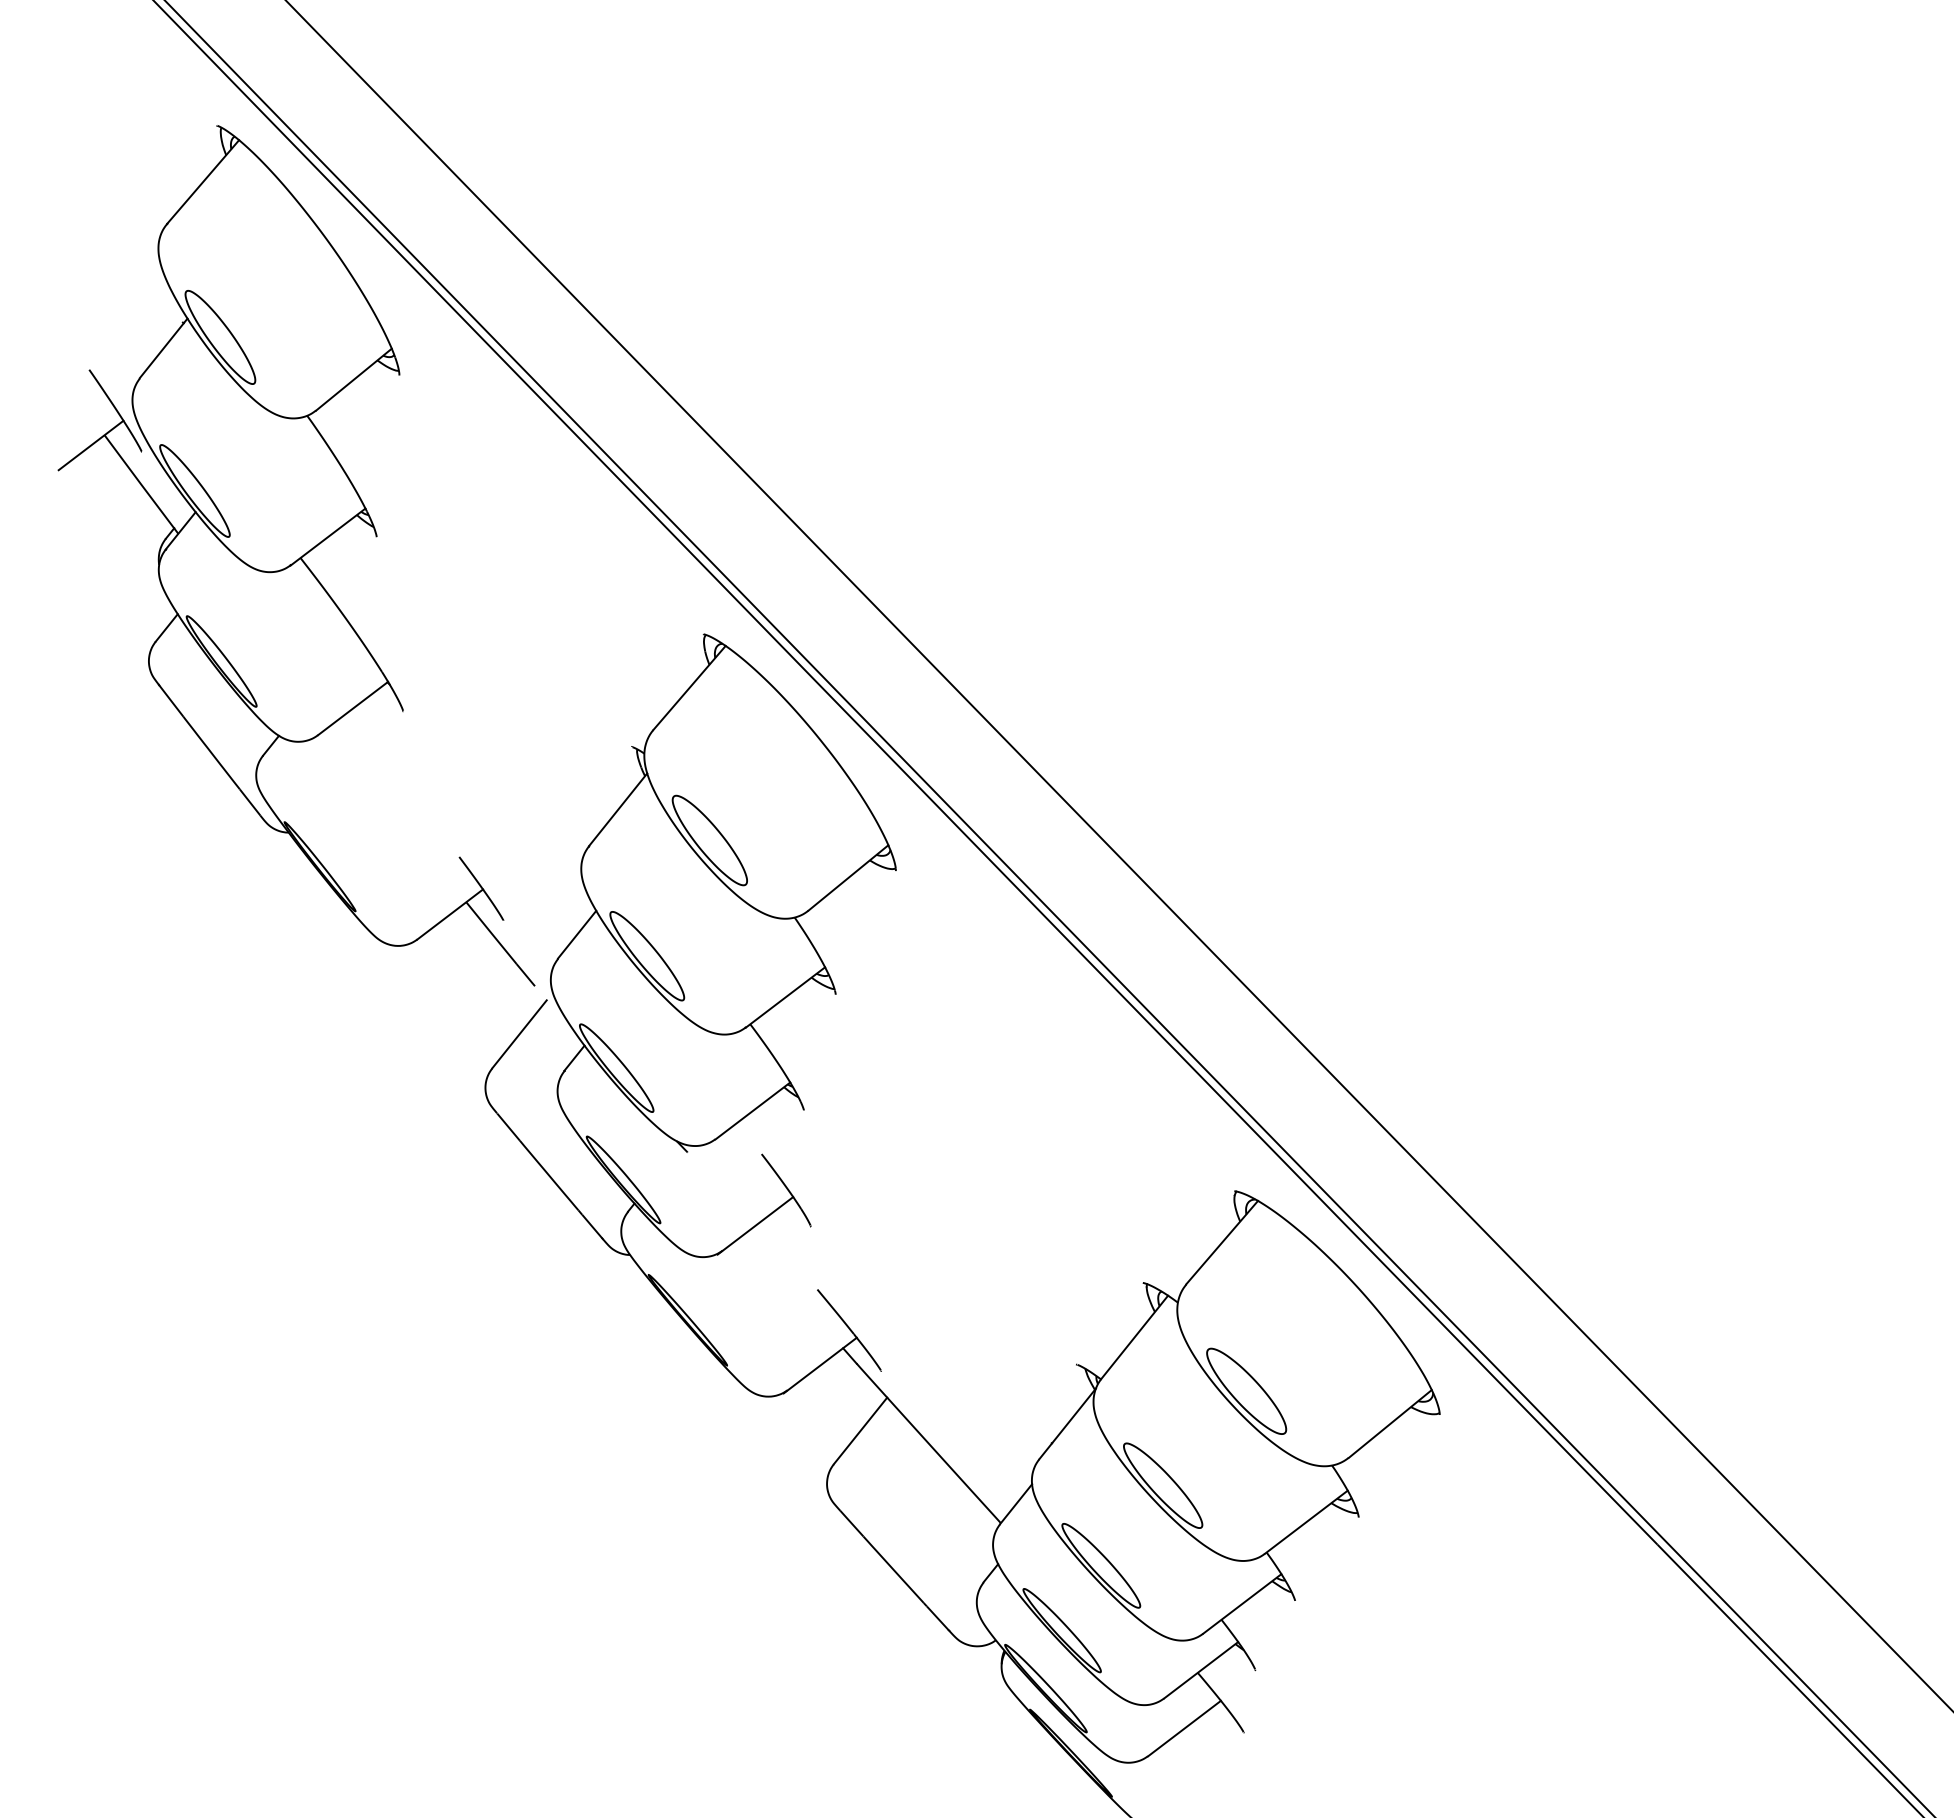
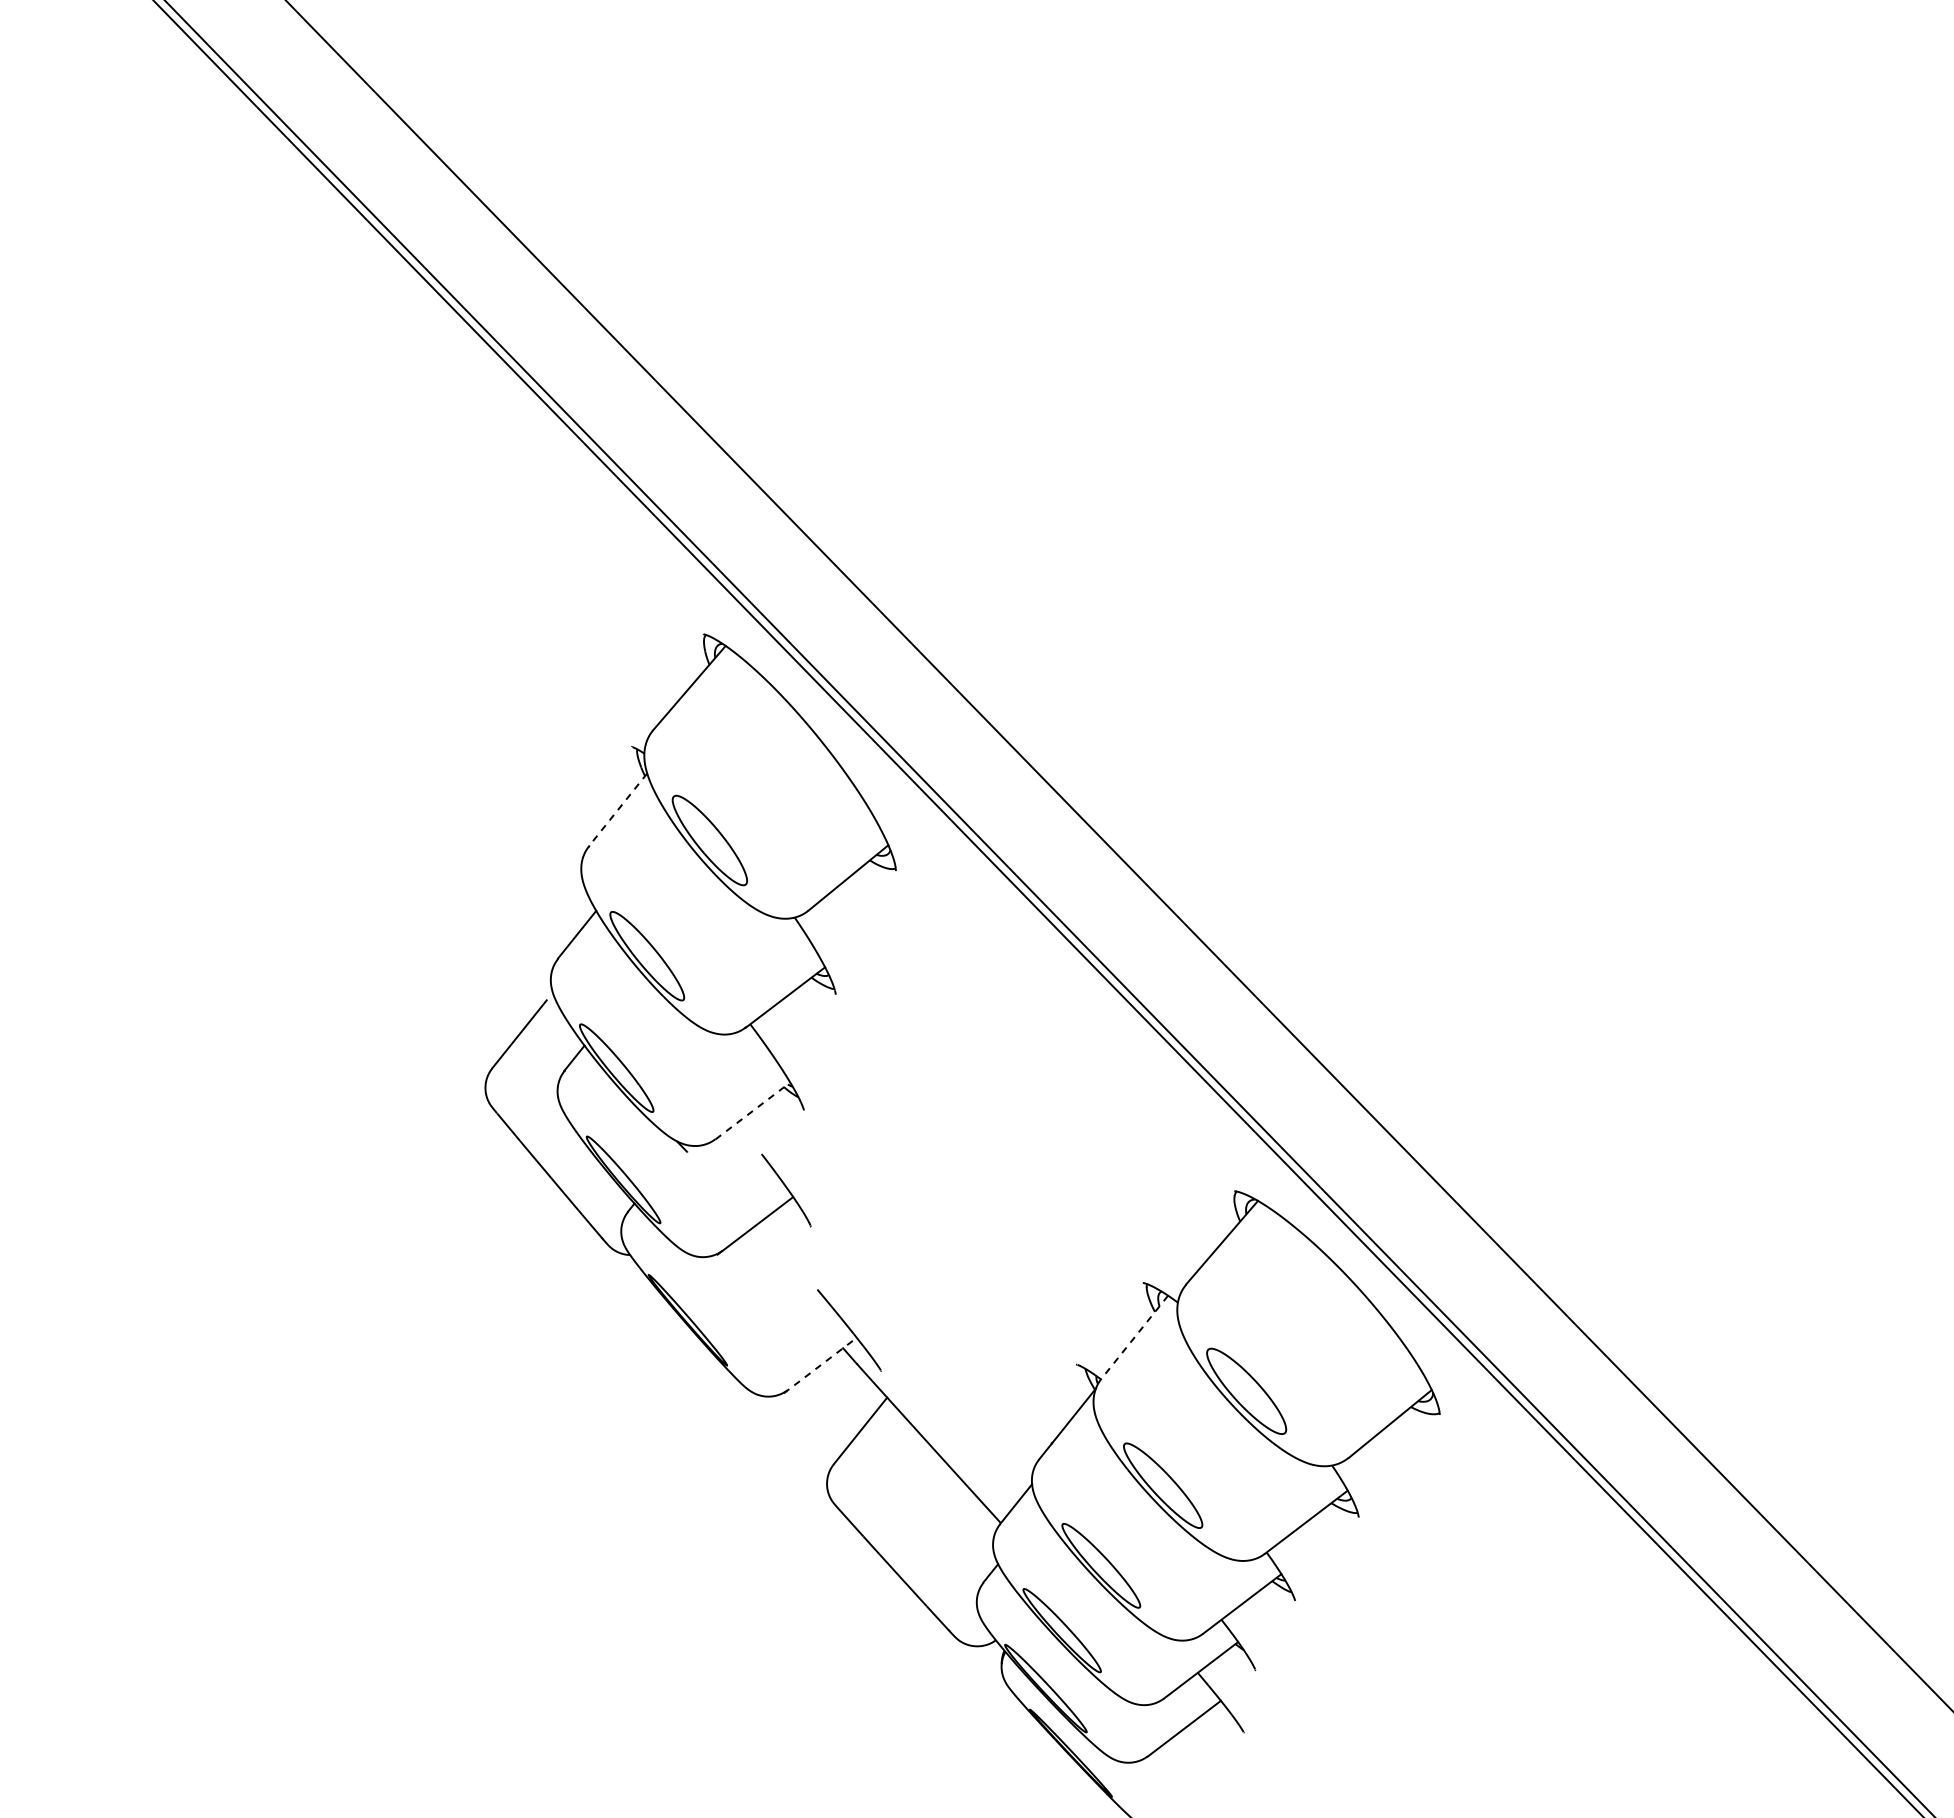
part: present -> none (296, 555)
line: solid -> dashed (618, 809)
line: solid -> dashed (752, 1110)
line: solid -> dashed (1134, 1337)
line: solid -> dashed (820, 1365)
